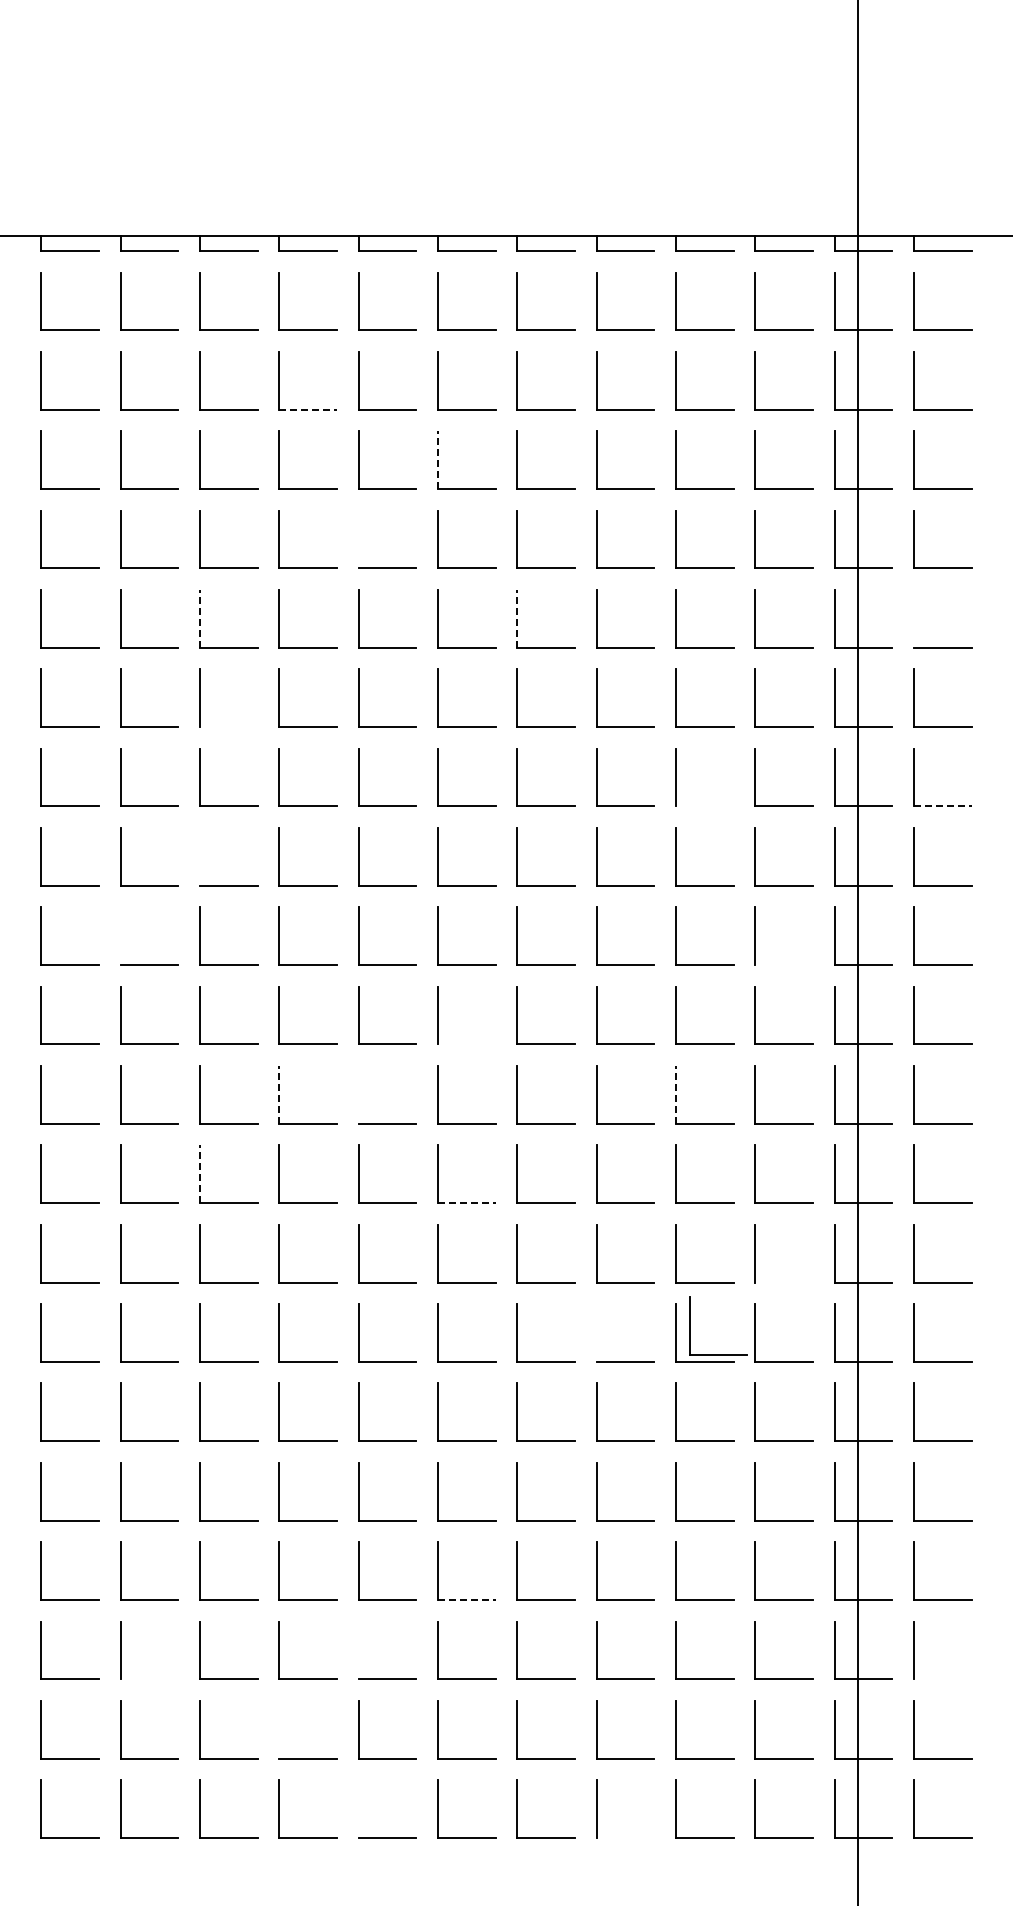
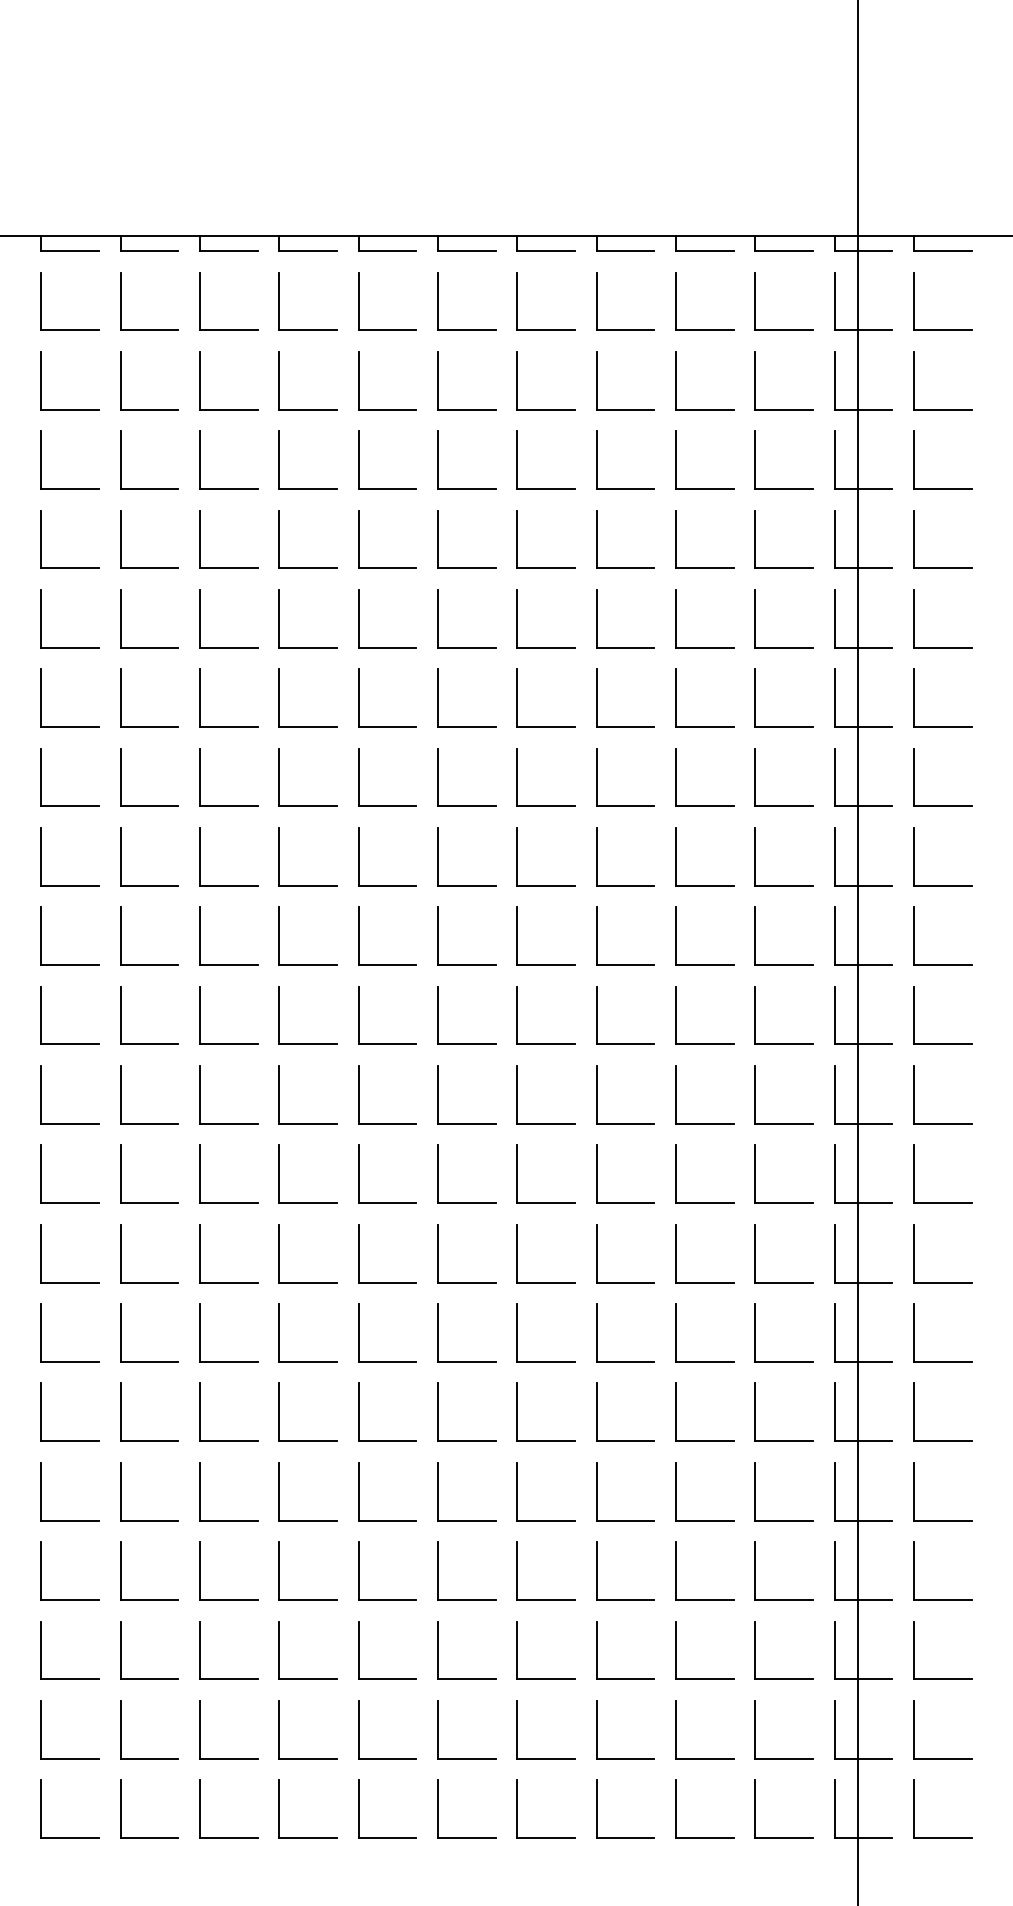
line: dashed -> solid (308, 409)
line: dashed -> solid (437, 460)
line: none -> present (358, 539)
line: dashed -> solid (199, 618)
line: dashed -> solid (517, 618)
line: none -> present (914, 618)
line: none -> present (228, 727)
line: none -> present (704, 806)
line: dashed -> solid (942, 806)
line: none -> present (199, 856)
line: none -> present (120, 936)
line: none -> present (784, 965)
line: none -> present (466, 1044)
line: none -> present (358, 1094)
line: dashed -> solid (279, 1095)
line: dashed -> solid (676, 1095)
line: dashed -> solid (199, 1174)
line: dashed -> solid (466, 1203)
line: none -> present (784, 1282)
part: present -> none (690, 1325)
line: none -> present (596, 1332)
line: dashed -> solid (466, 1599)
line: none -> present (358, 1650)
line: none -> present (149, 1679)
line: none -> present (942, 1679)
line: none -> present (279, 1729)
line: none -> present (358, 1809)
line: none -> present (625, 1838)
